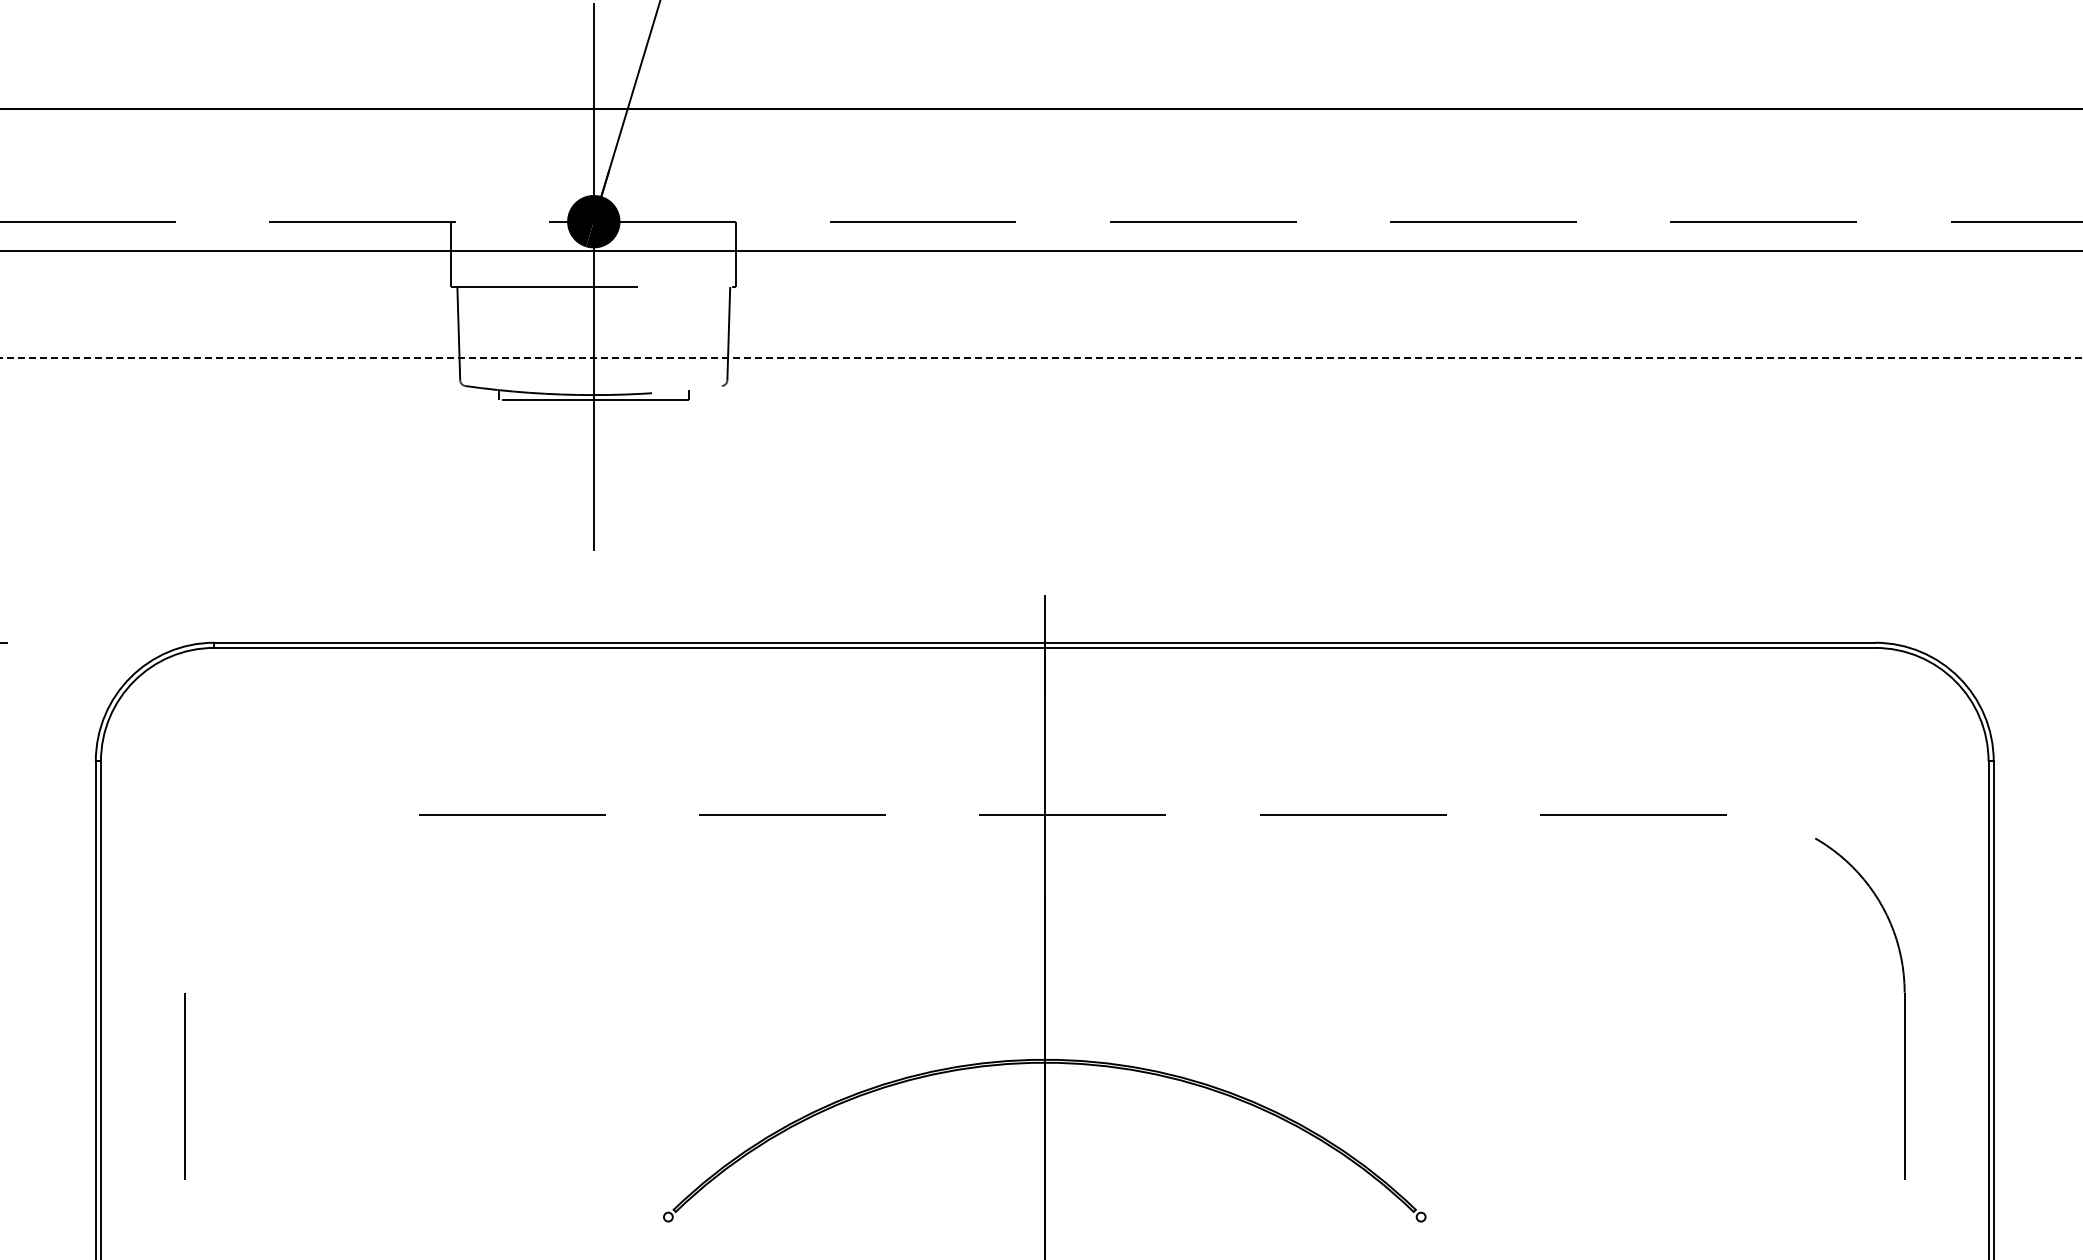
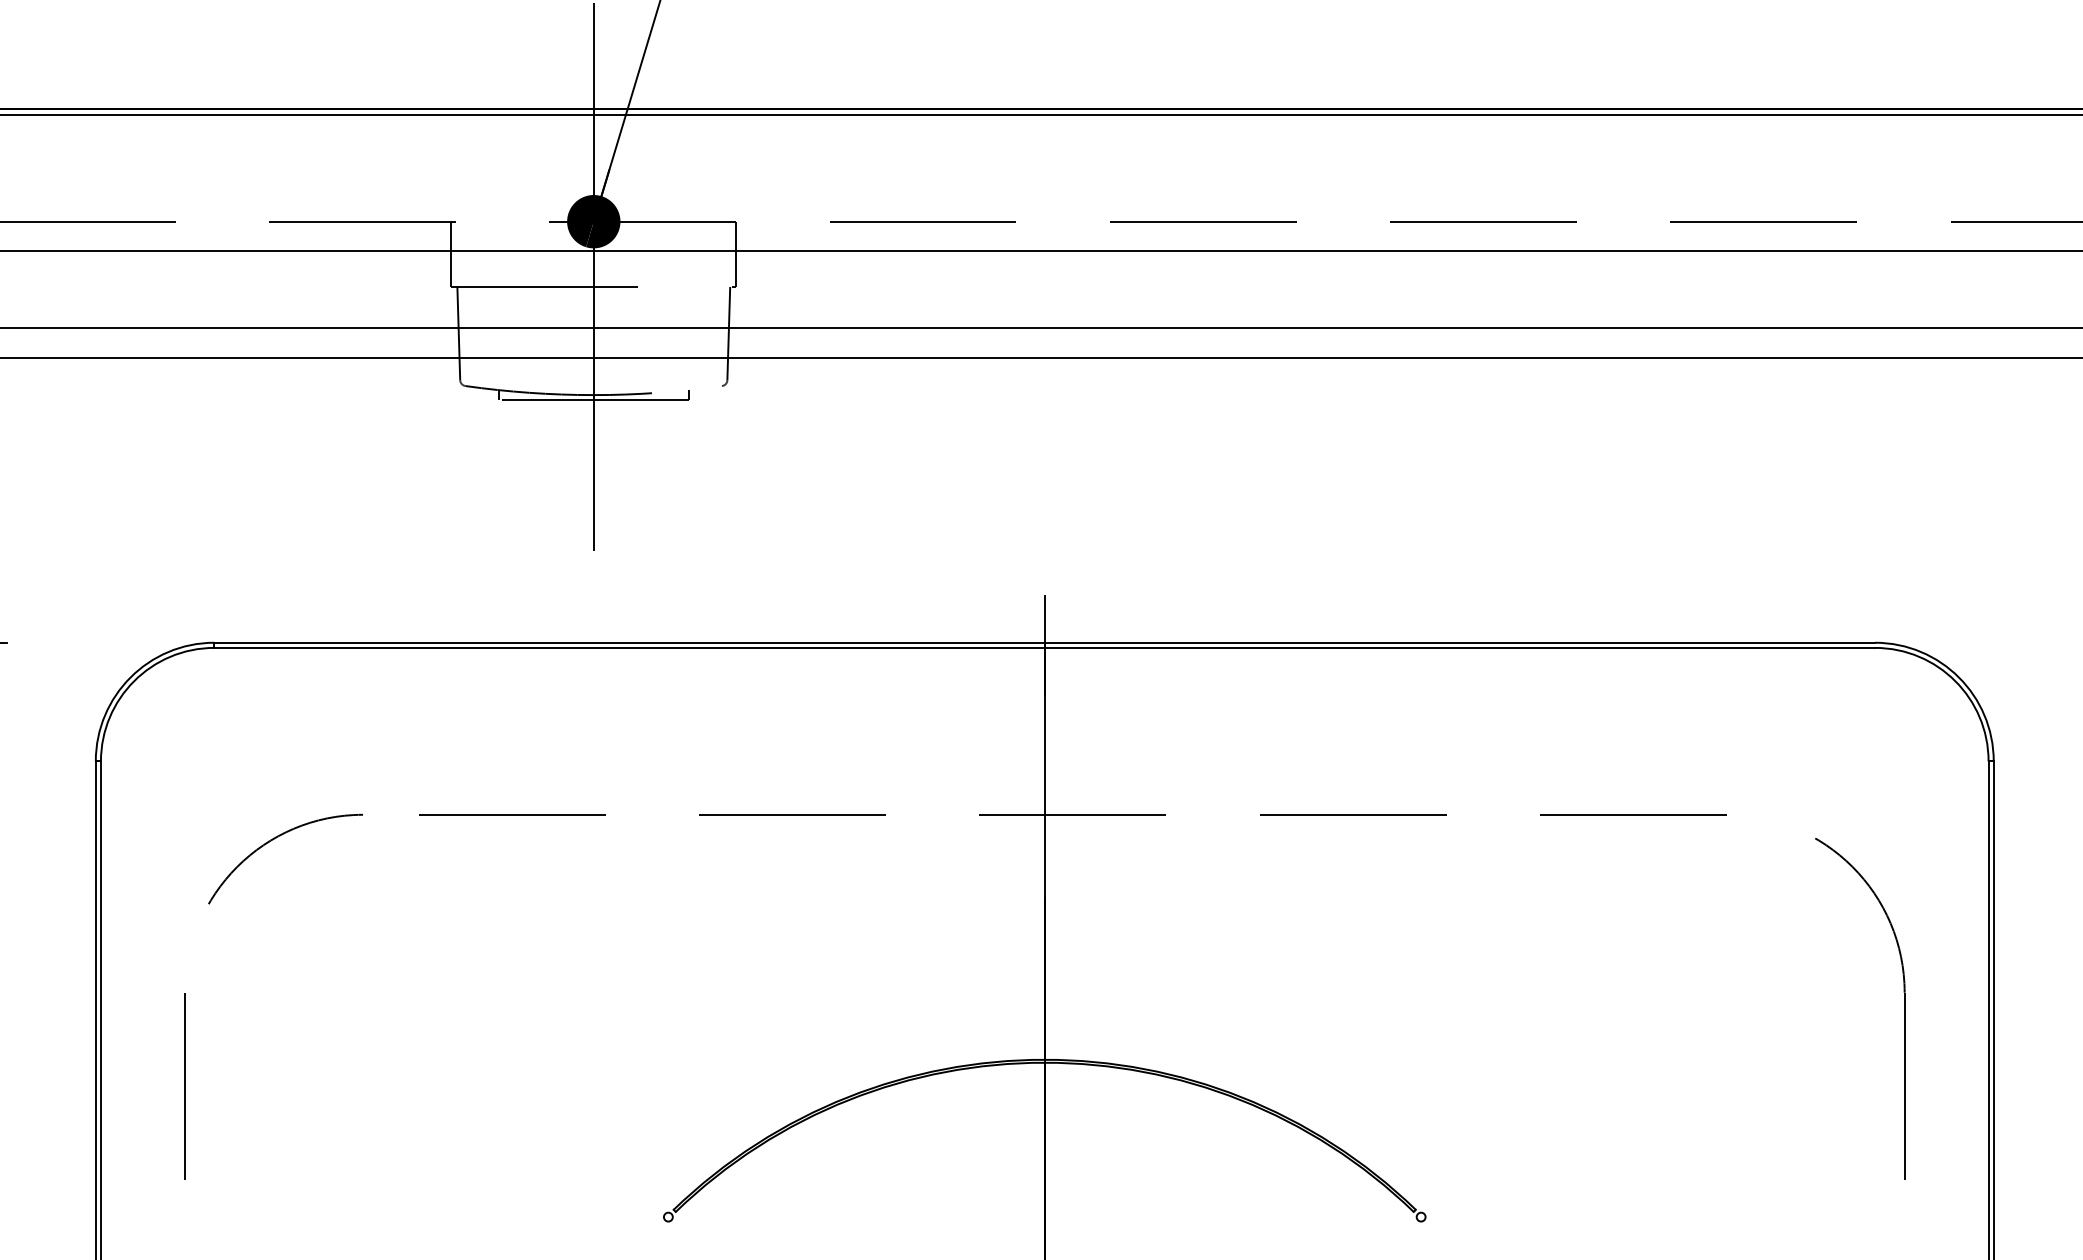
line: none -> present (1040, 114)
line: none -> present (1040, 328)
line: dashed -> solid (1041, 358)
arc: none -> present (273, 840)
